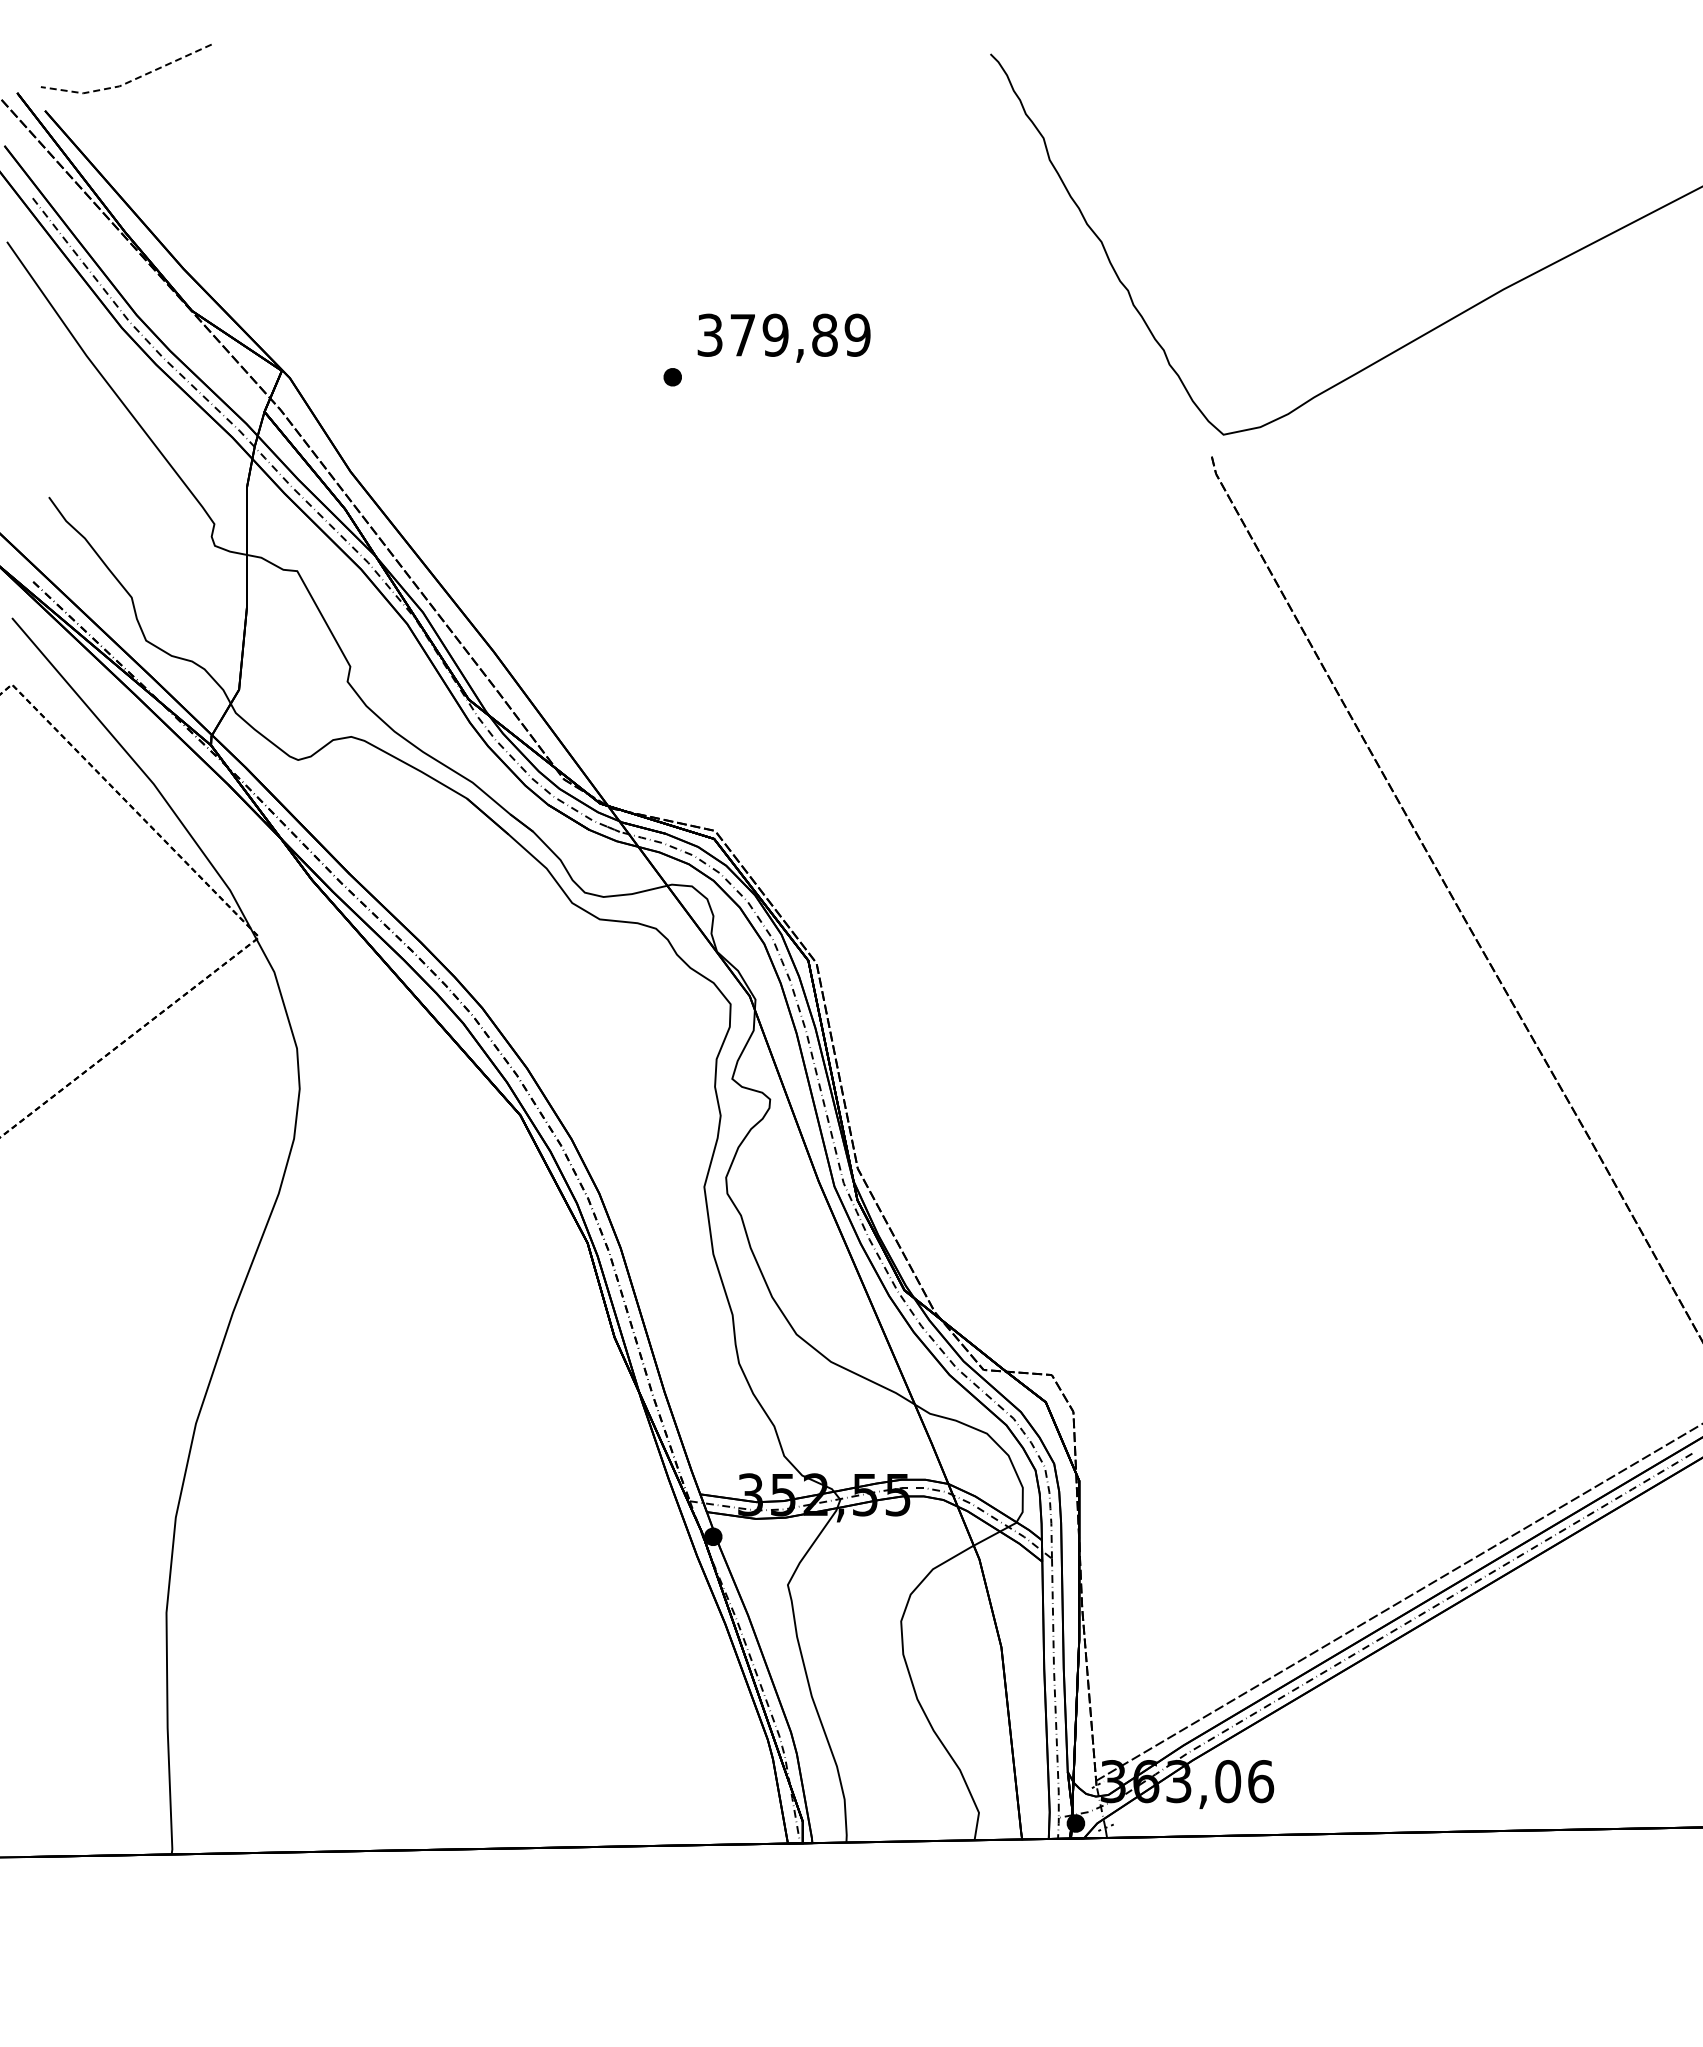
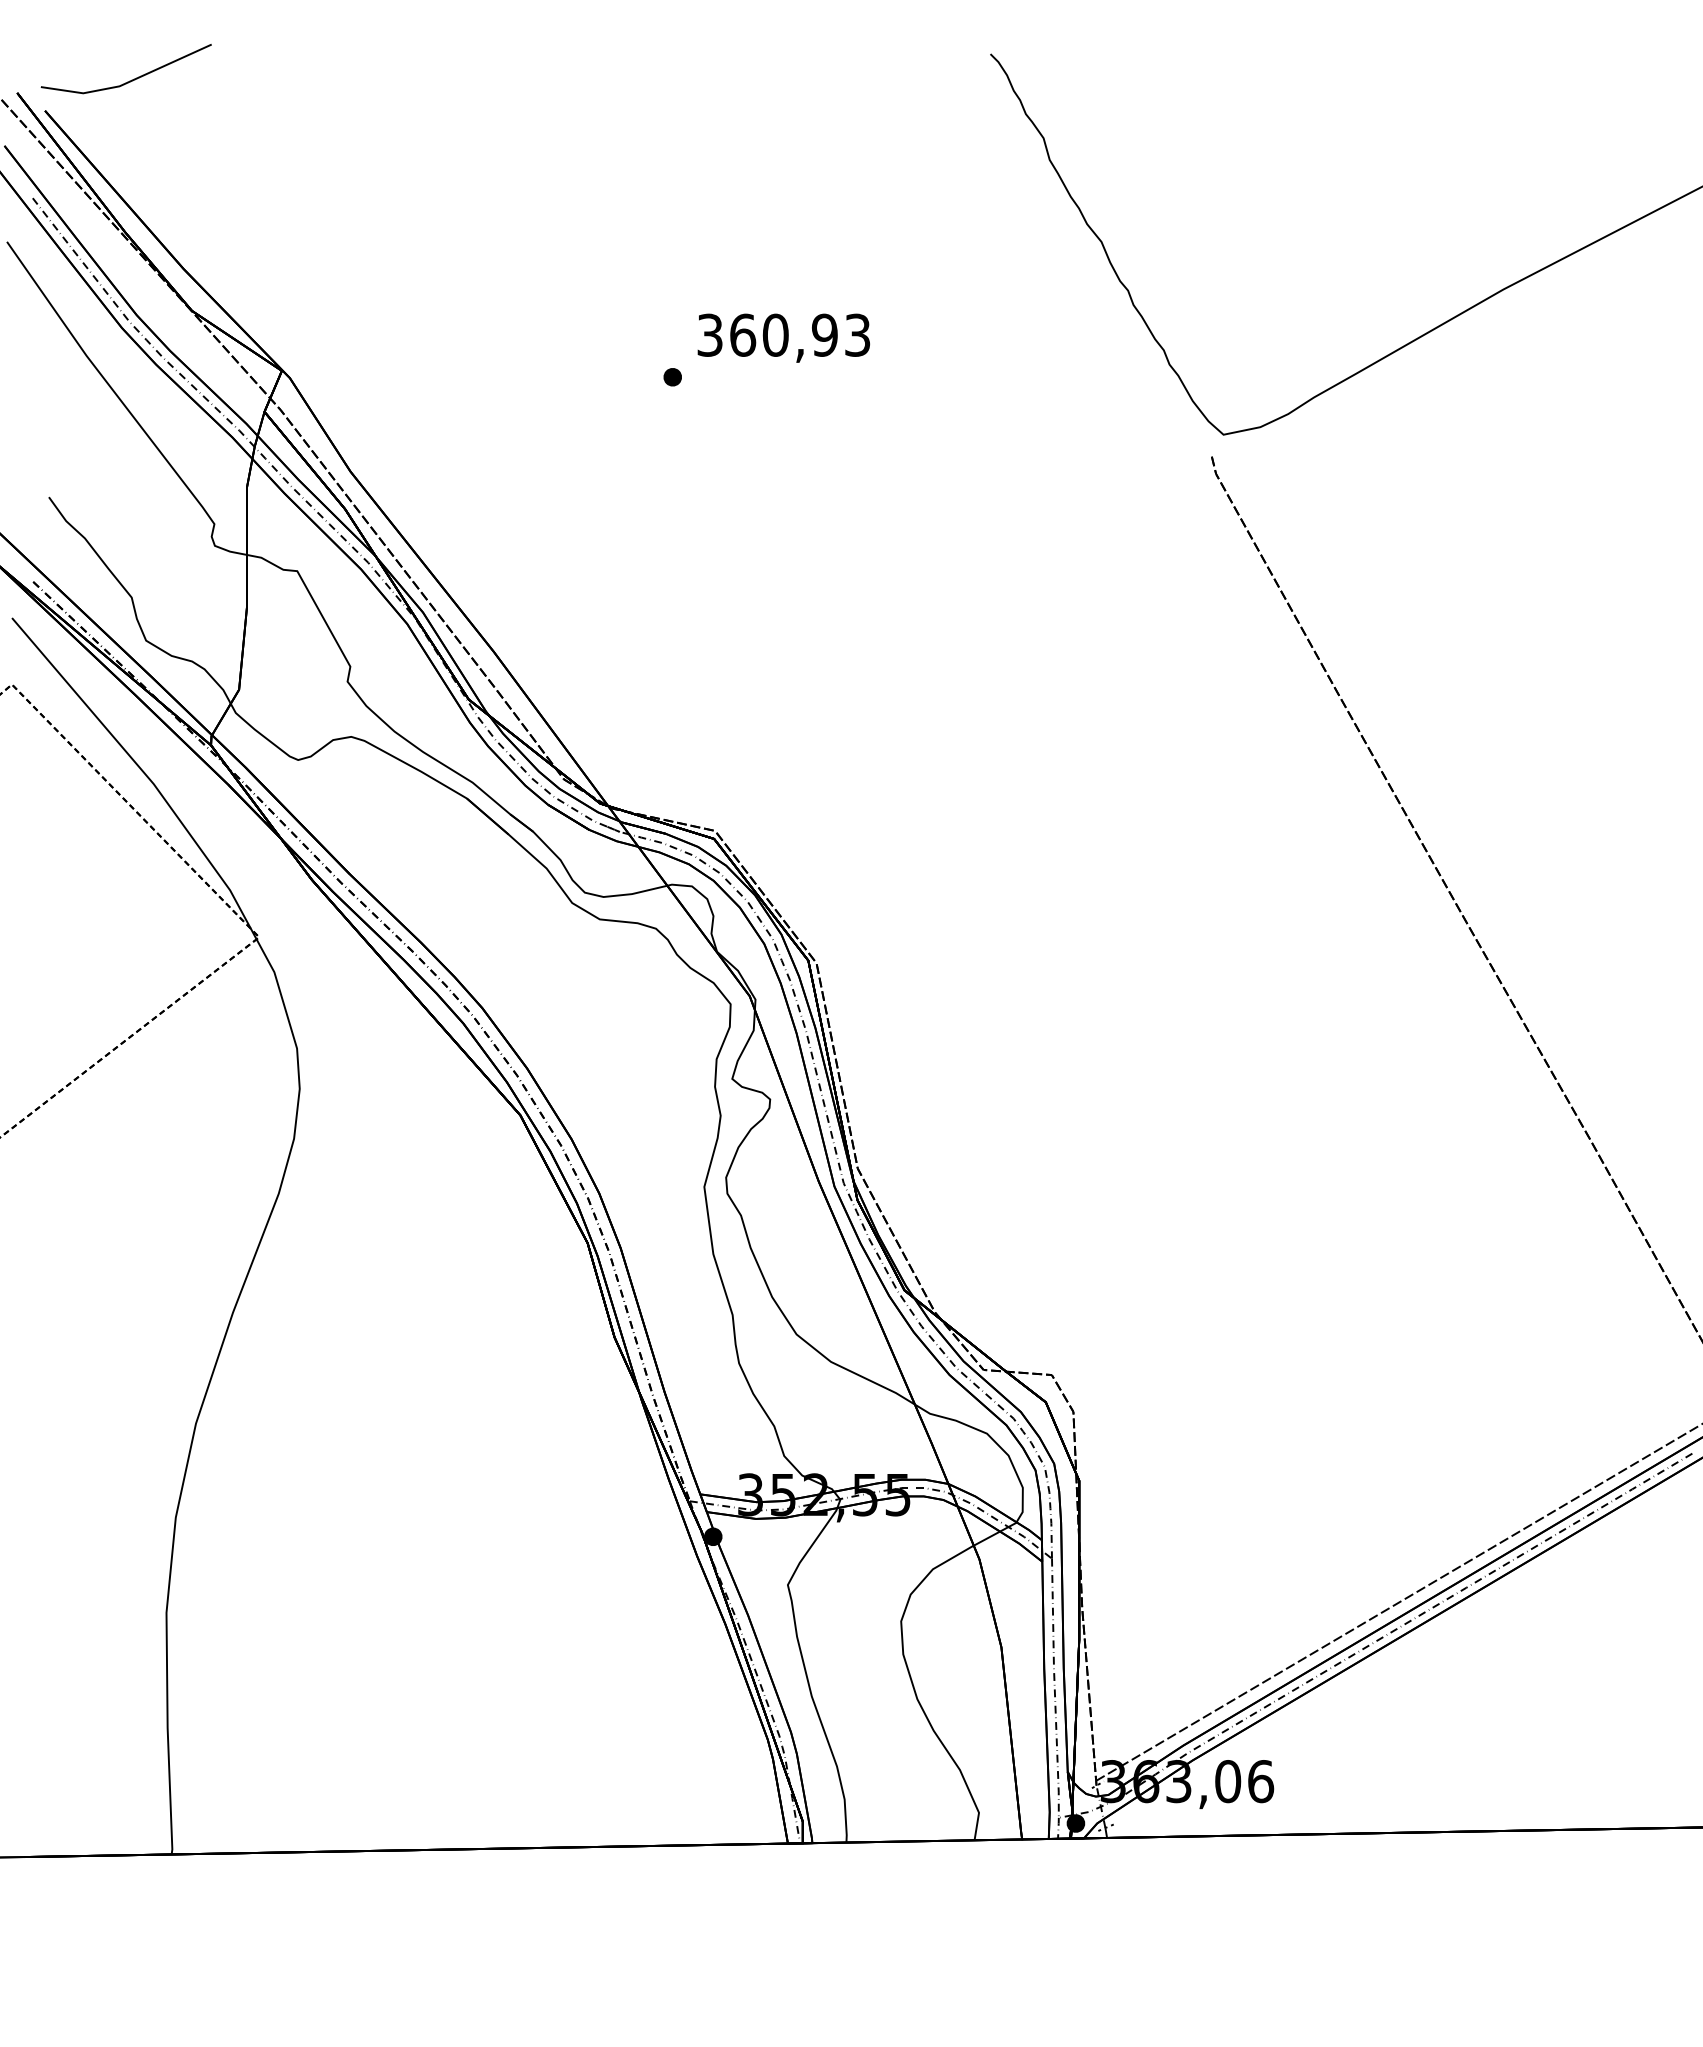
line: dashed -> solid (128, 82)
text: 379,89 -> 360,93 (800, 334)
